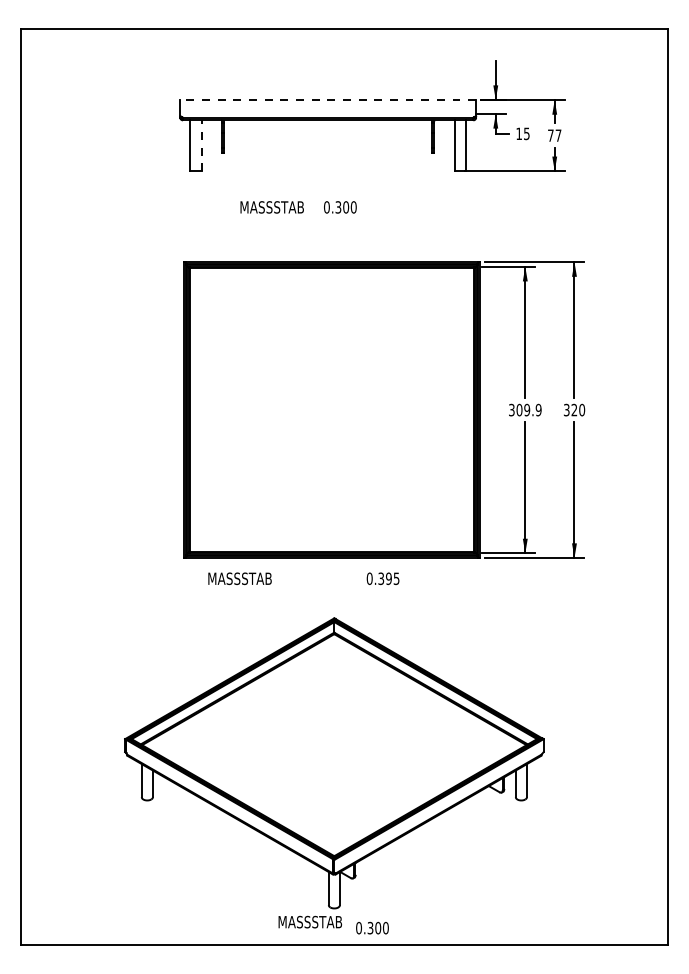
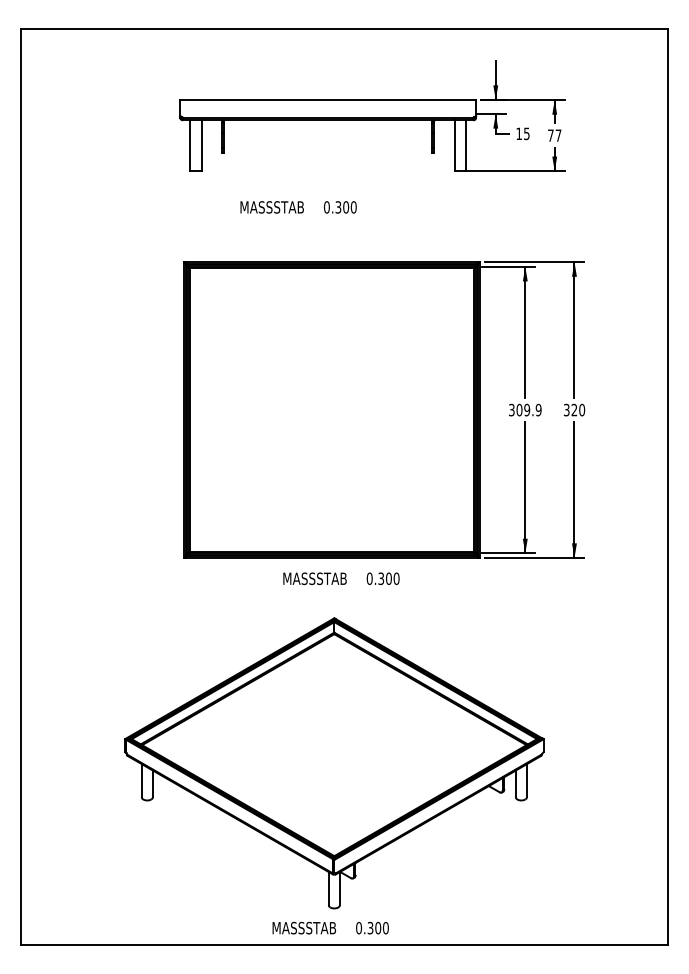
line: dashed -> solid (328, 100)
line: dashed -> solid (201, 145)
text position: (239, 578) -> (314, 578) (314, 578)
text: 0.395 -> 0.300 (392, 578)
text position: (309, 921) -> (303, 927) (303, 927)
